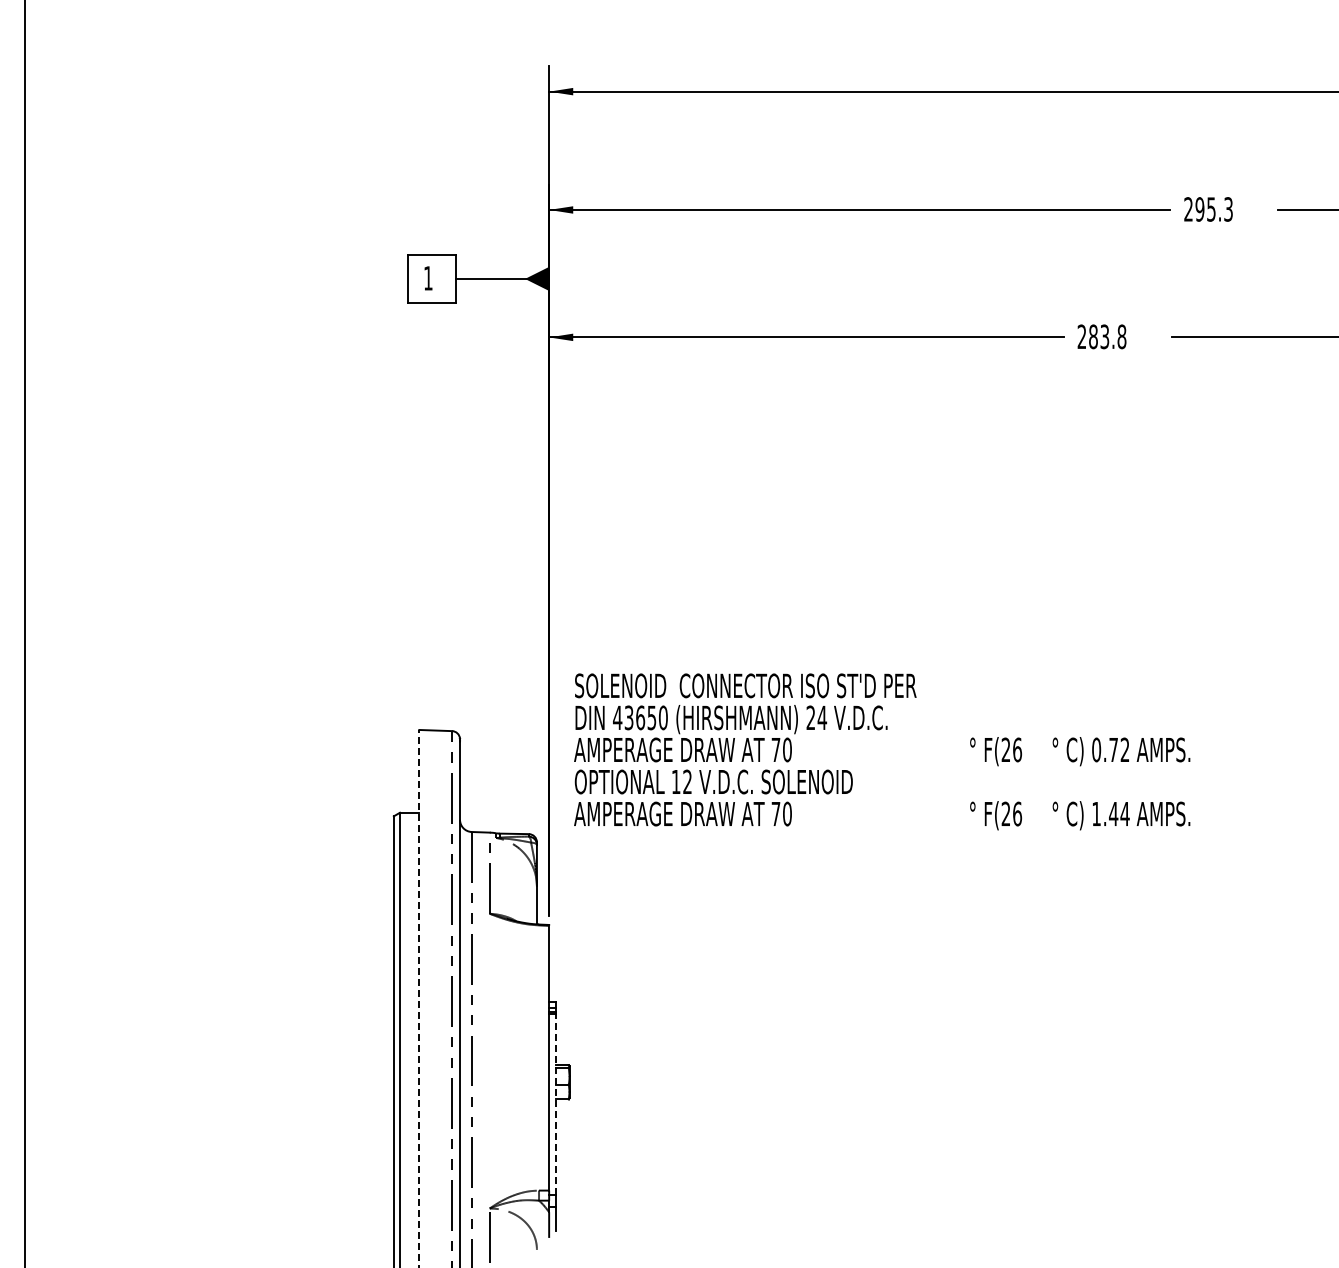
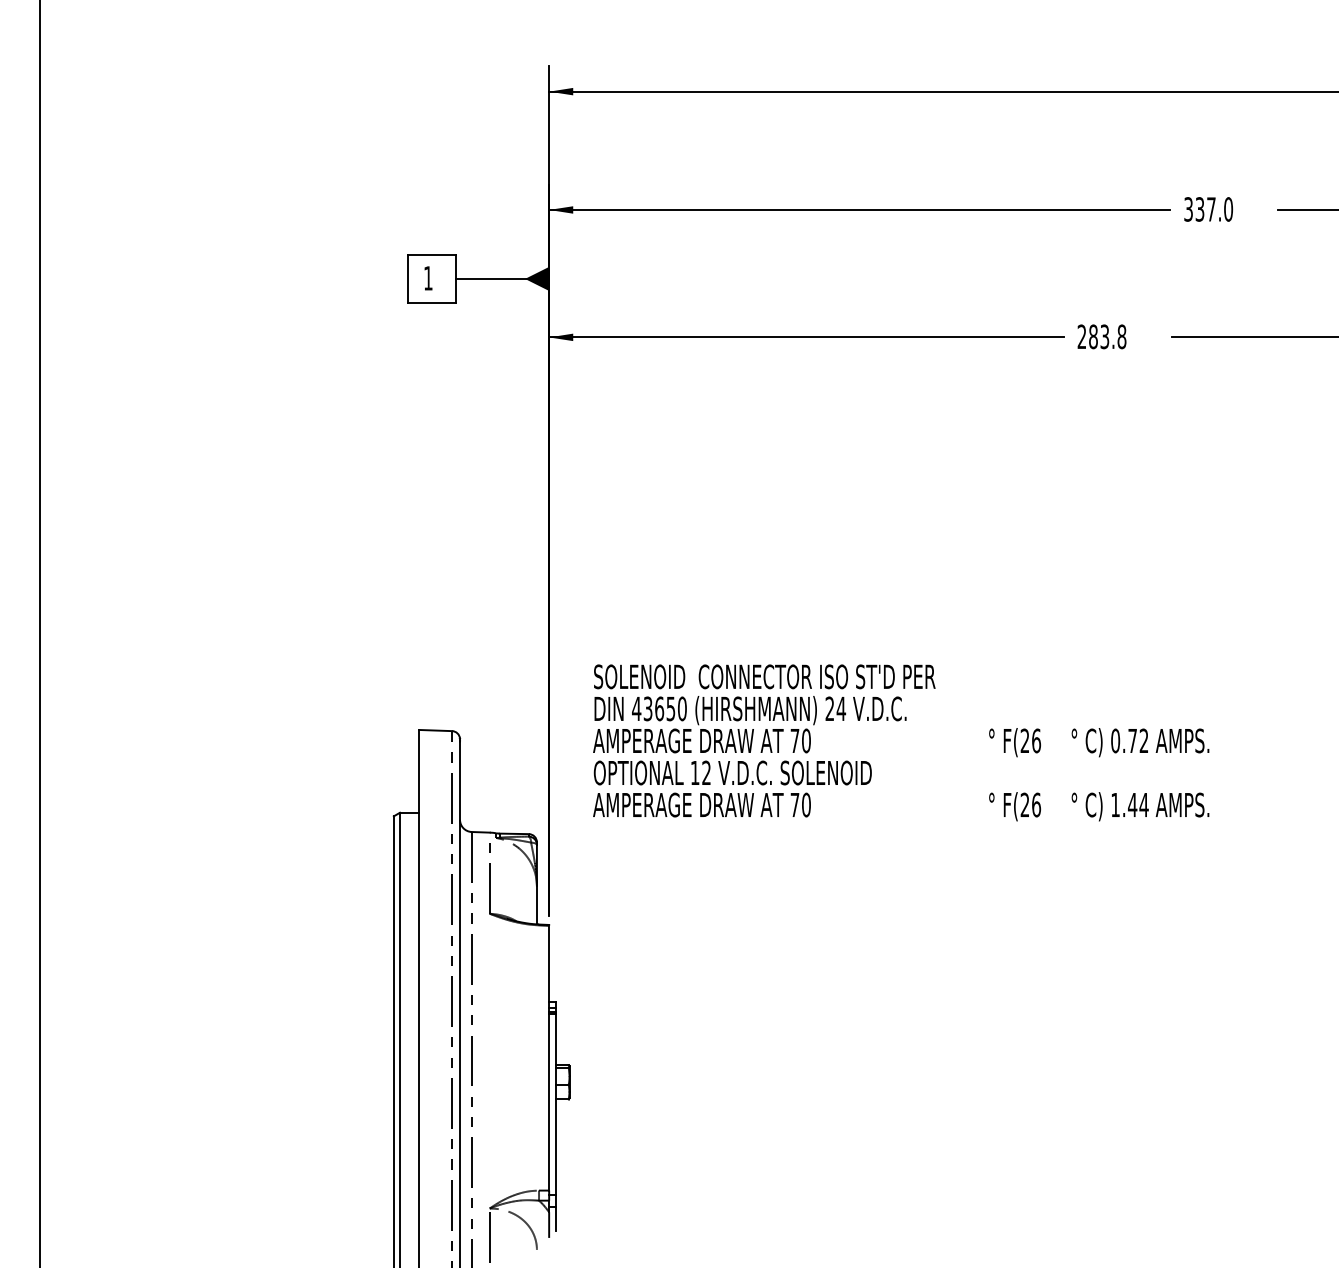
text: 295.3 -> 337.0 (1208, 209)
line position: (25, 633) -> (40, 633) (40, 633)
text position: (882, 751) -> (901, 742) (901, 742)
line: dashed -> solid (419, 998)
line: dashed -> solid (555, 1104)
